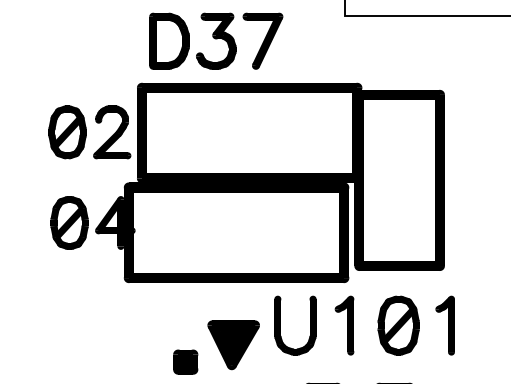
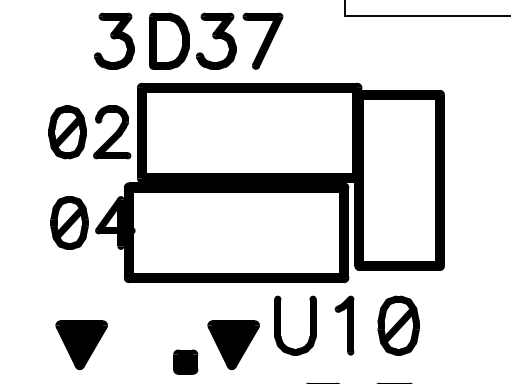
part: none -> present (114, 40)
part: present -> none (444, 325)
part: none -> present (81, 345)
